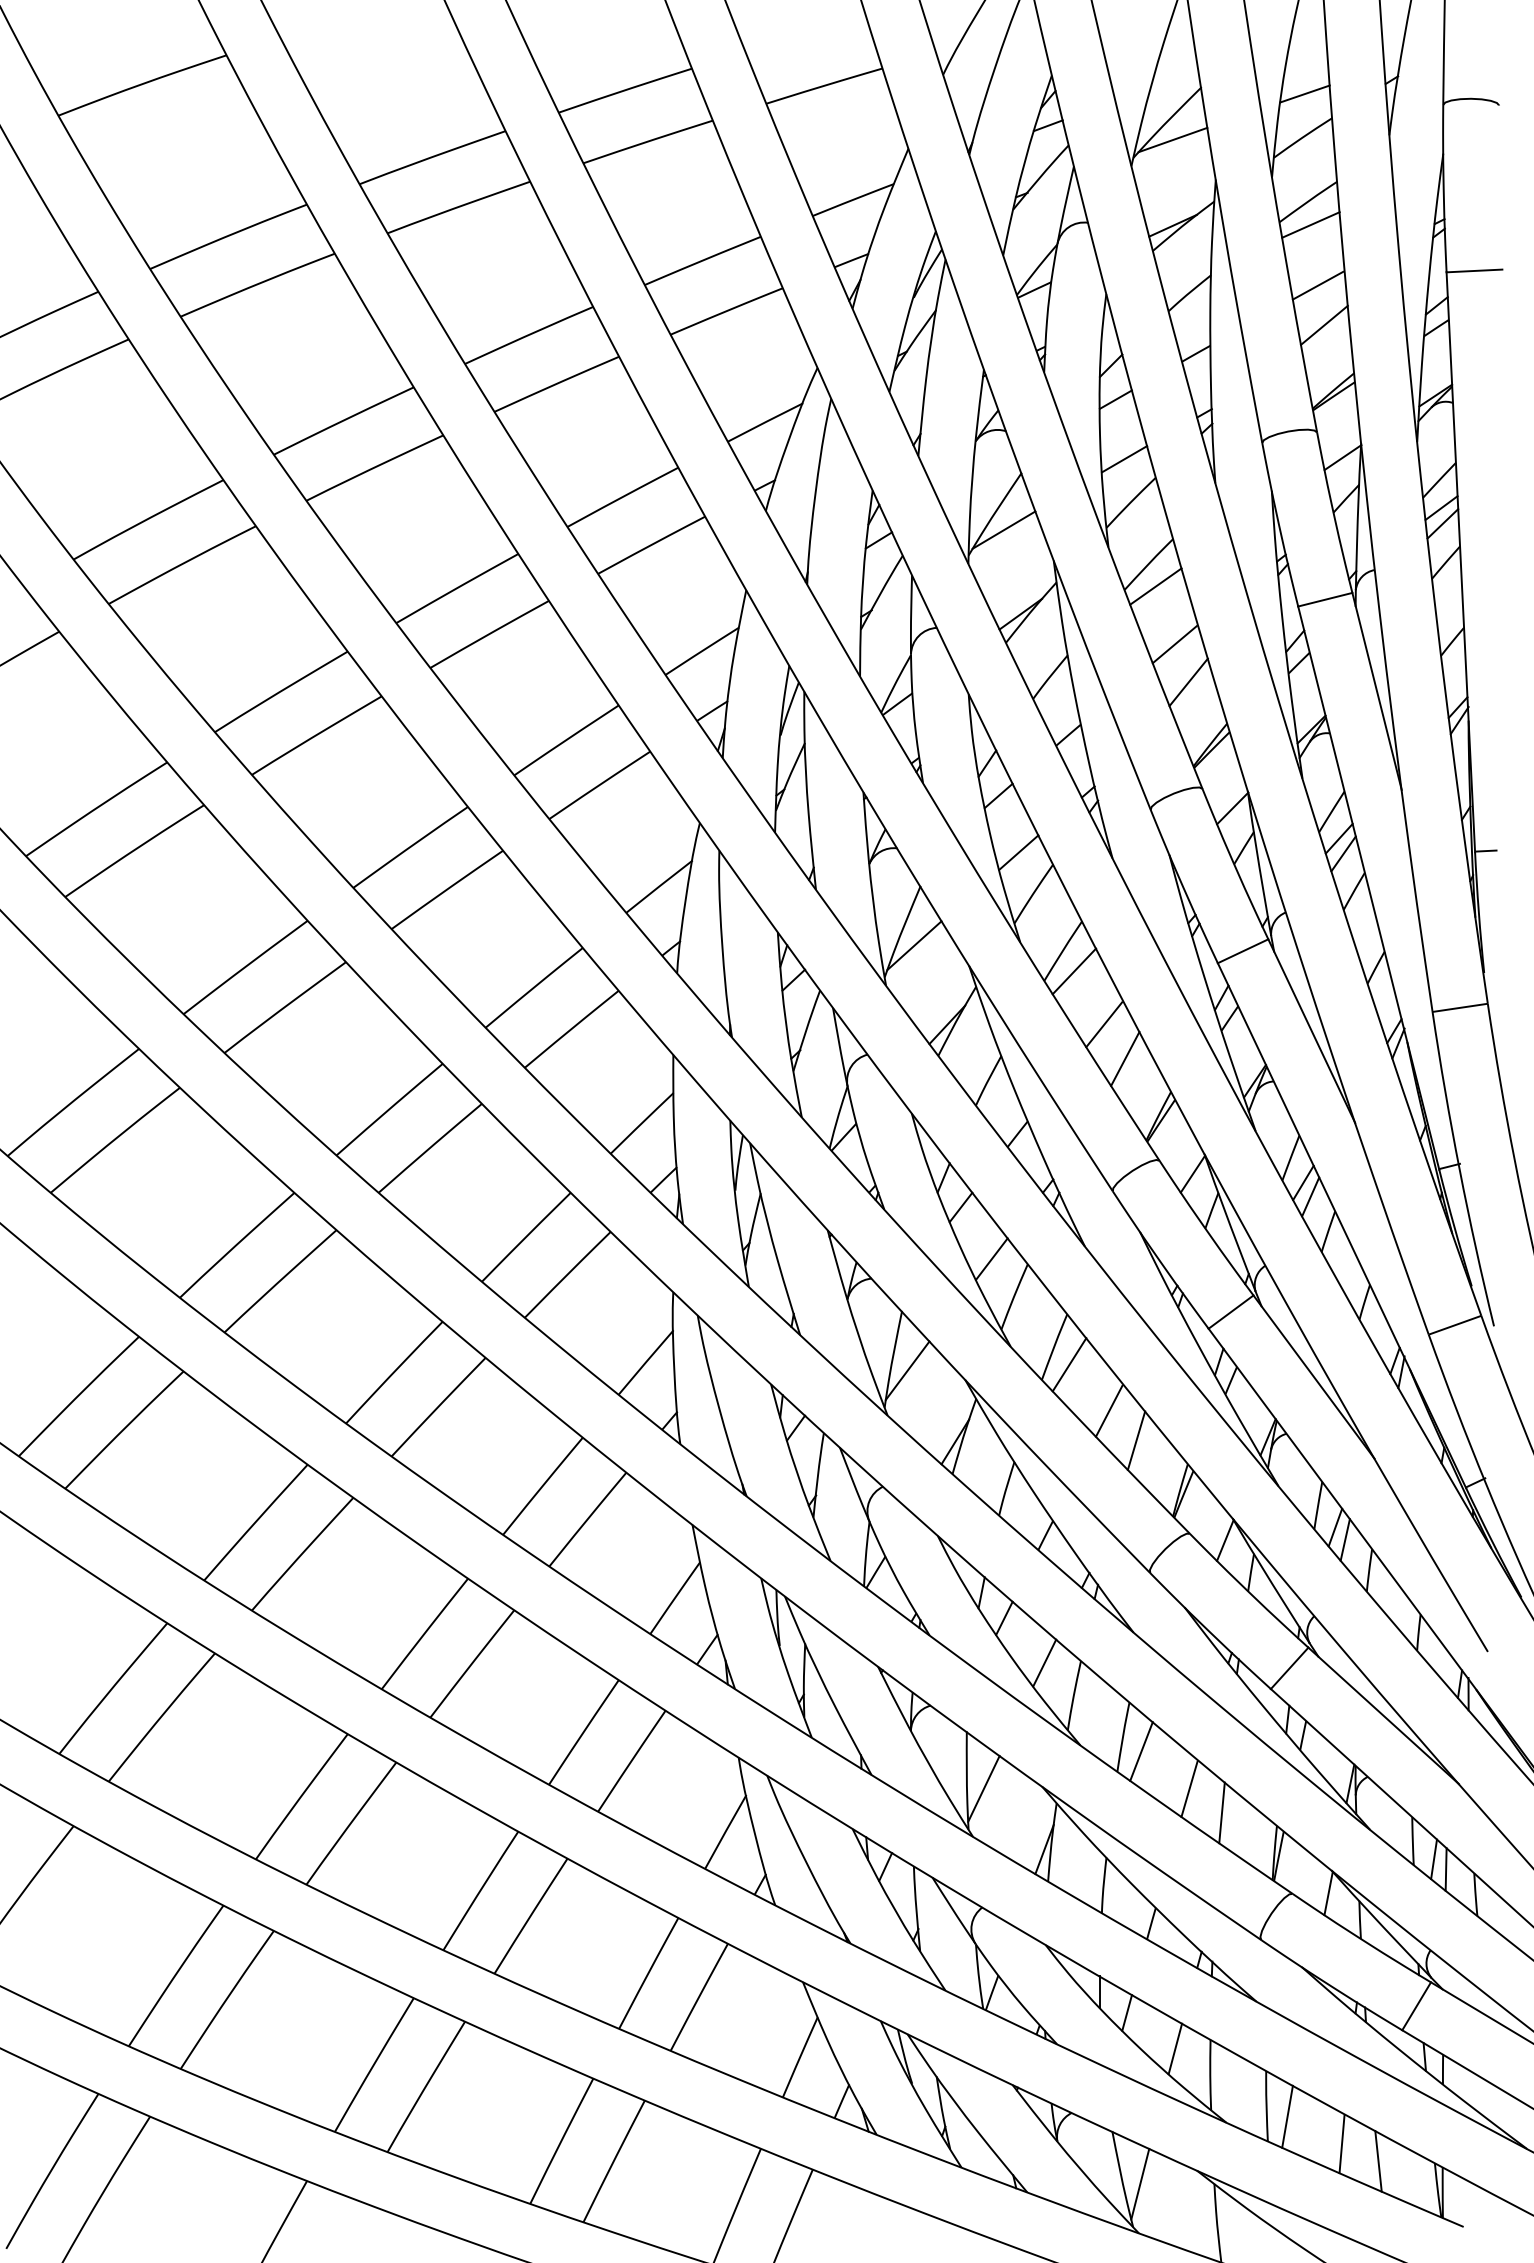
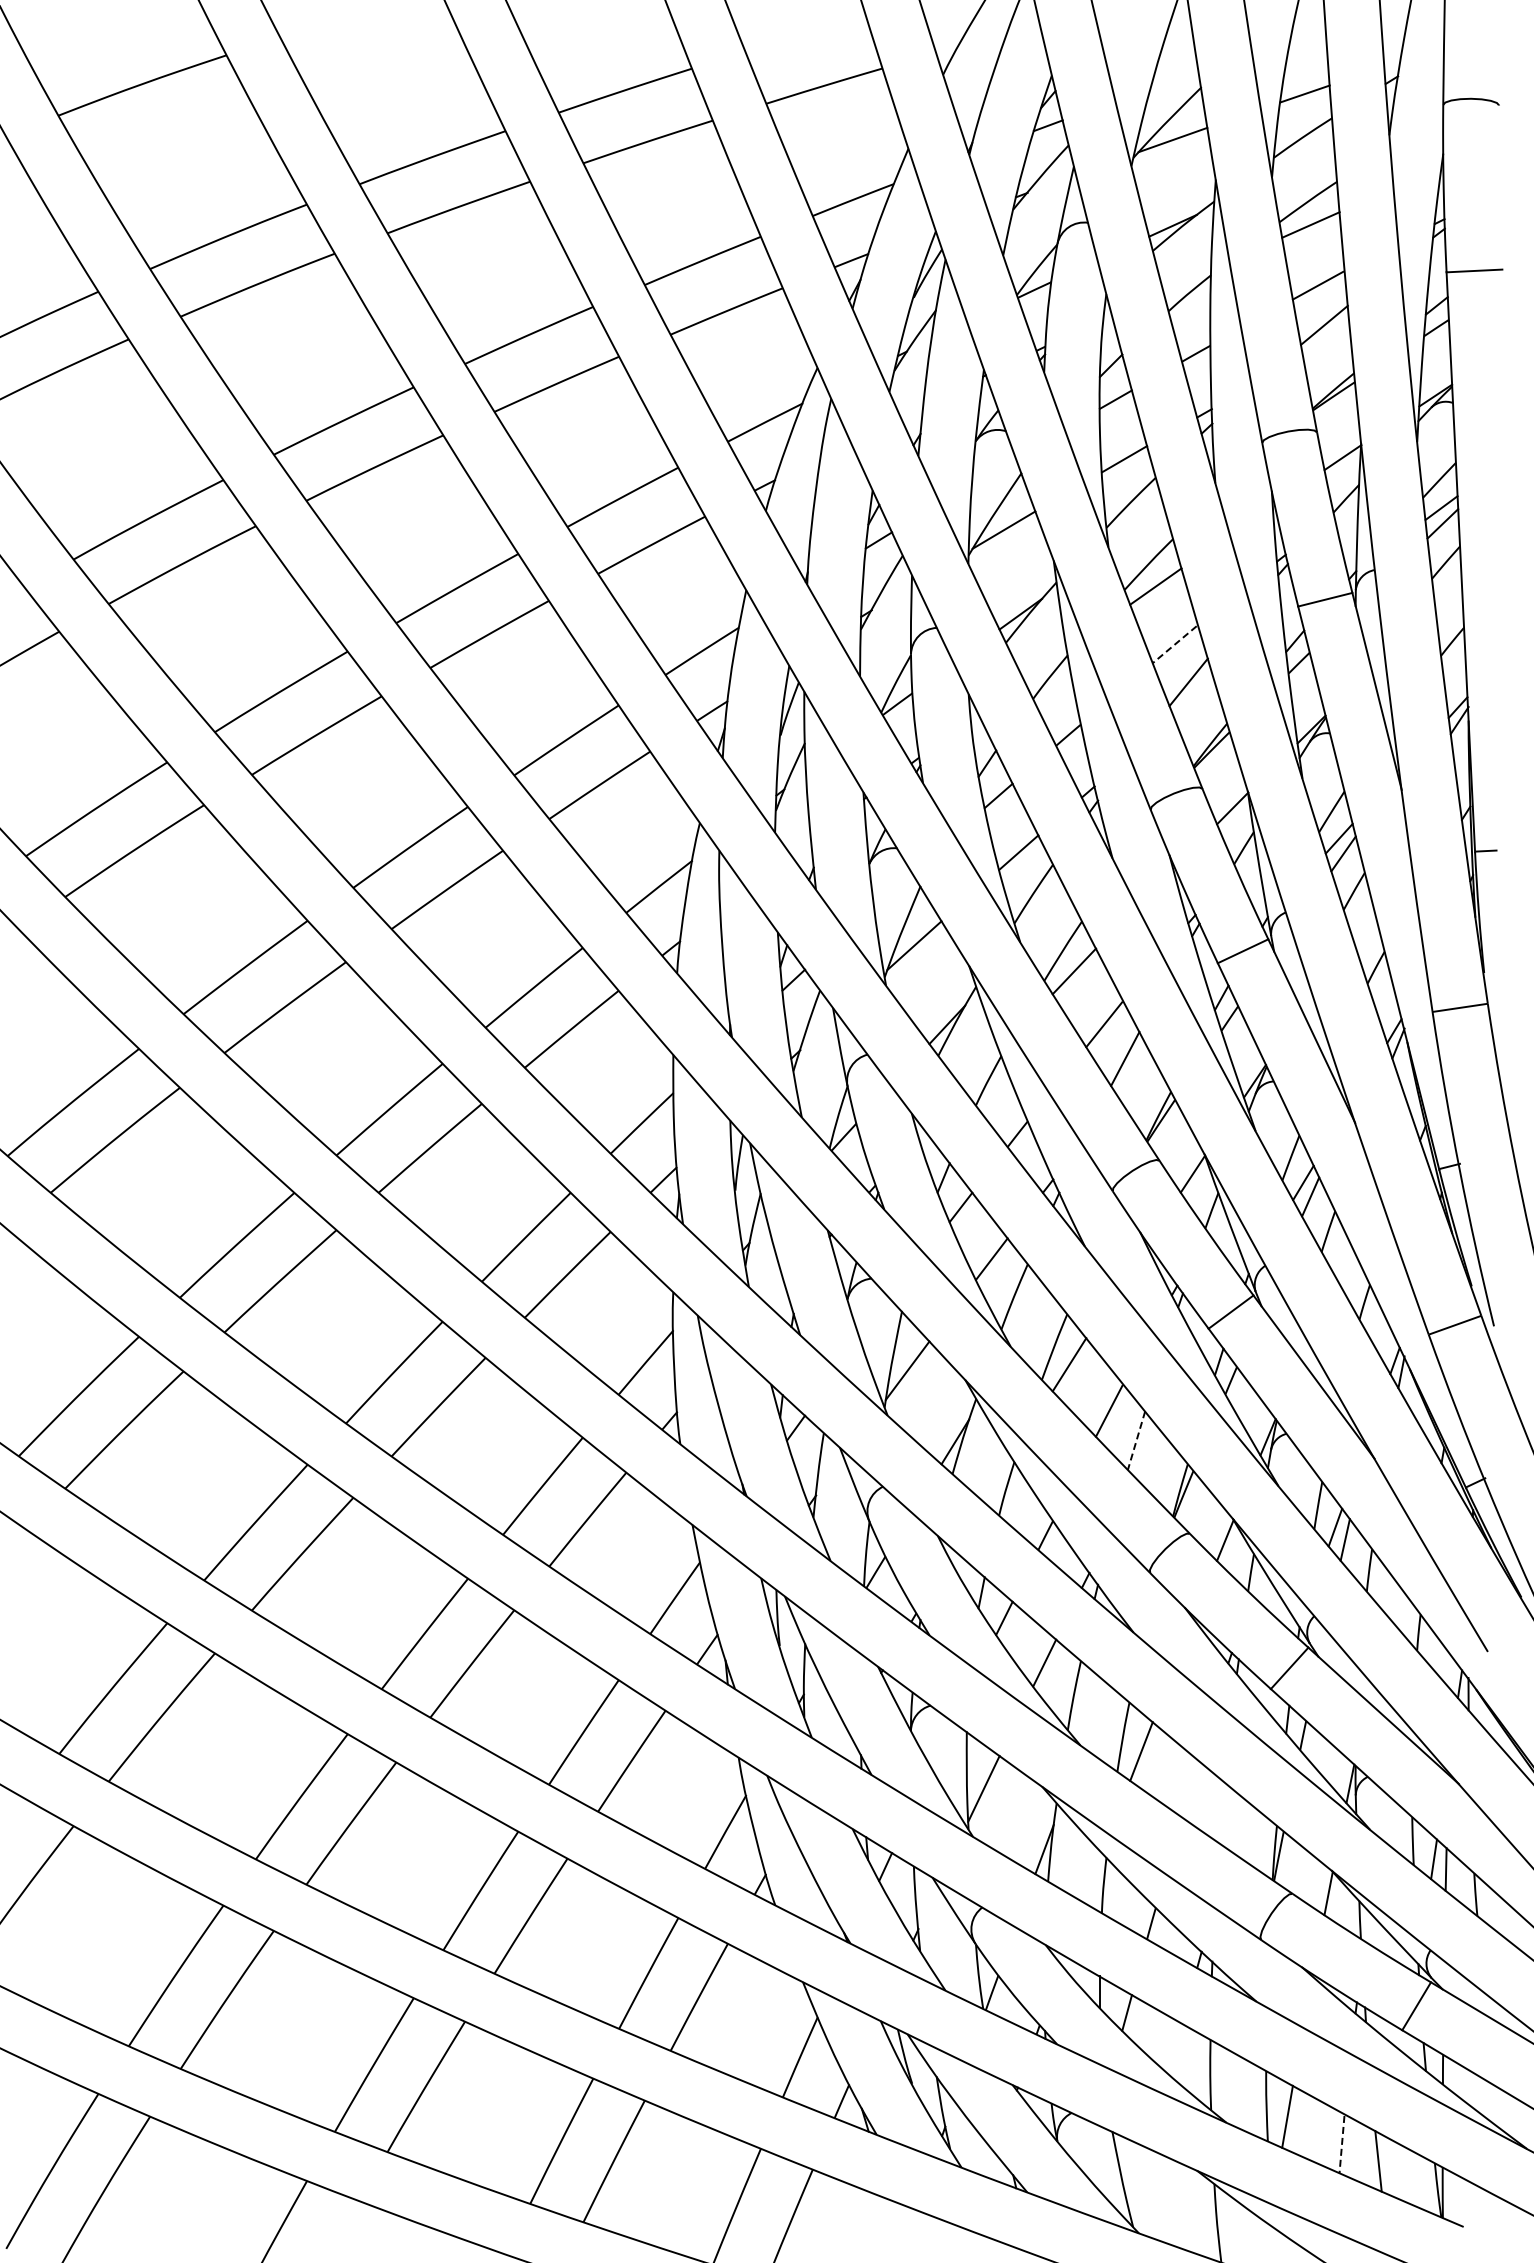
line: solid -> dashed (1174, 644)
line: solid -> dashed (1136, 1441)
line: present -> none (1189, 1788)
line: present -> none (1221, 1812)
line: present -> none (1175, 2048)
line: solid -> dashed (1342, 2144)
line: present -> none (1140, 2183)
